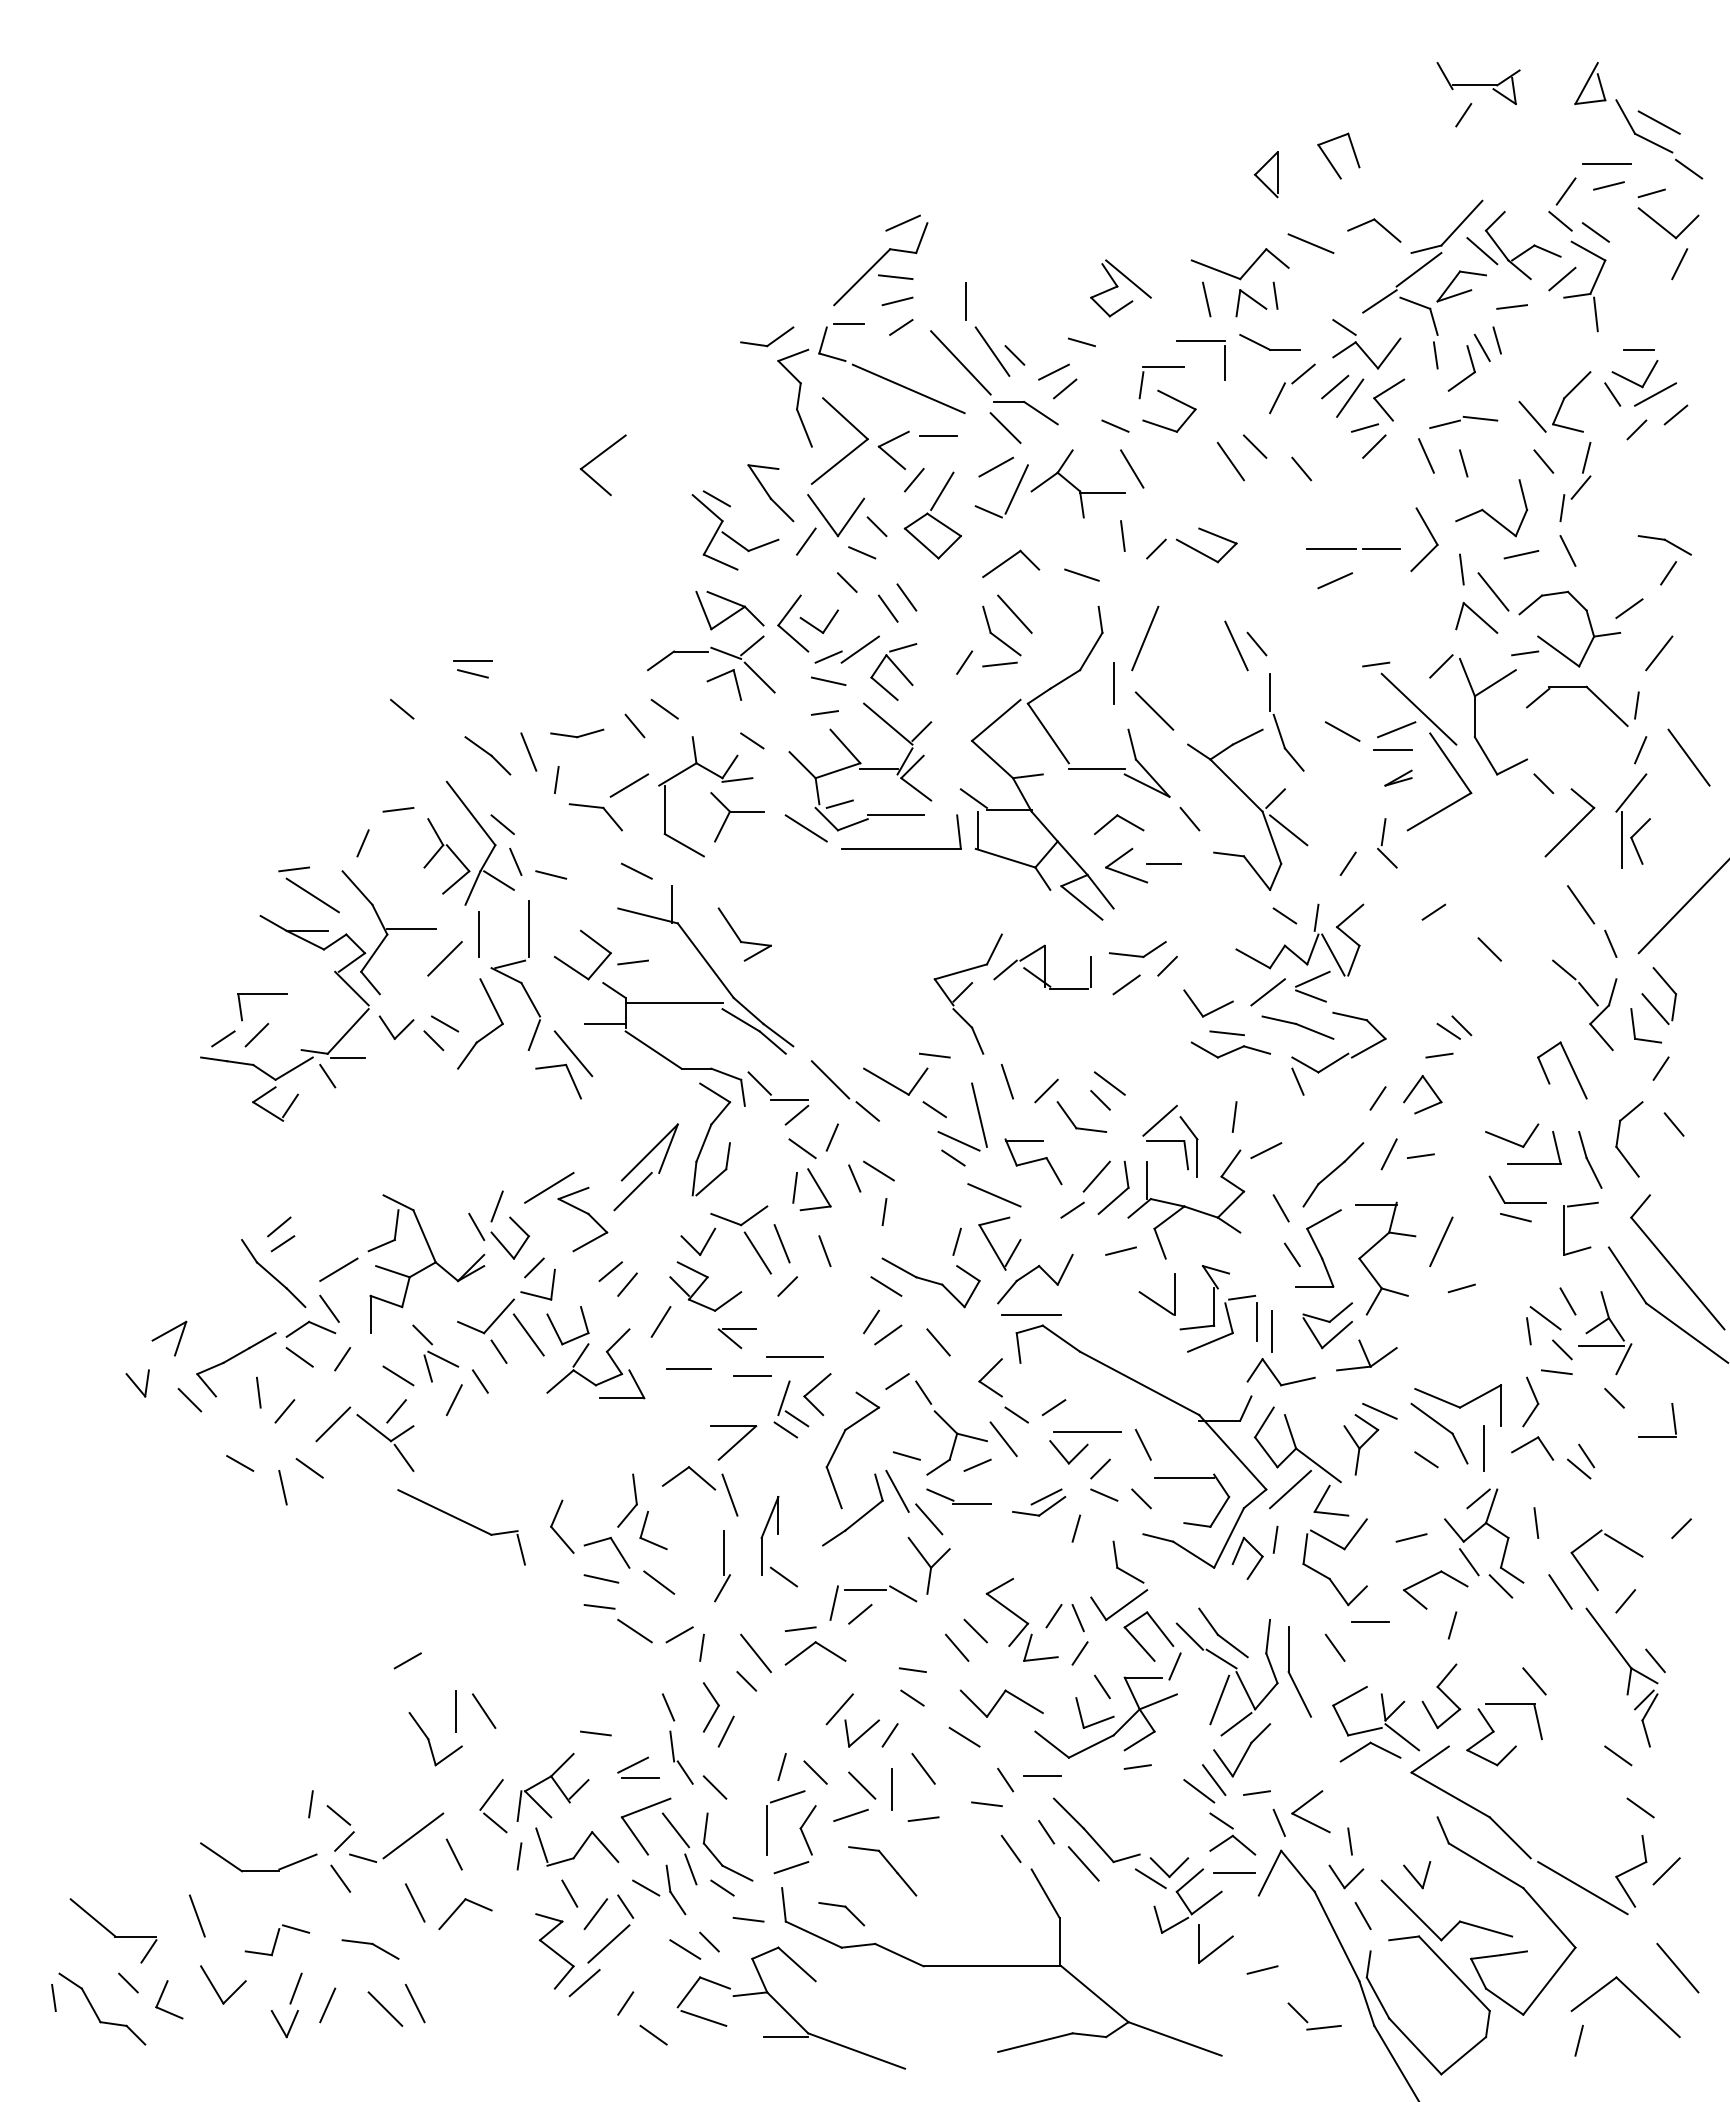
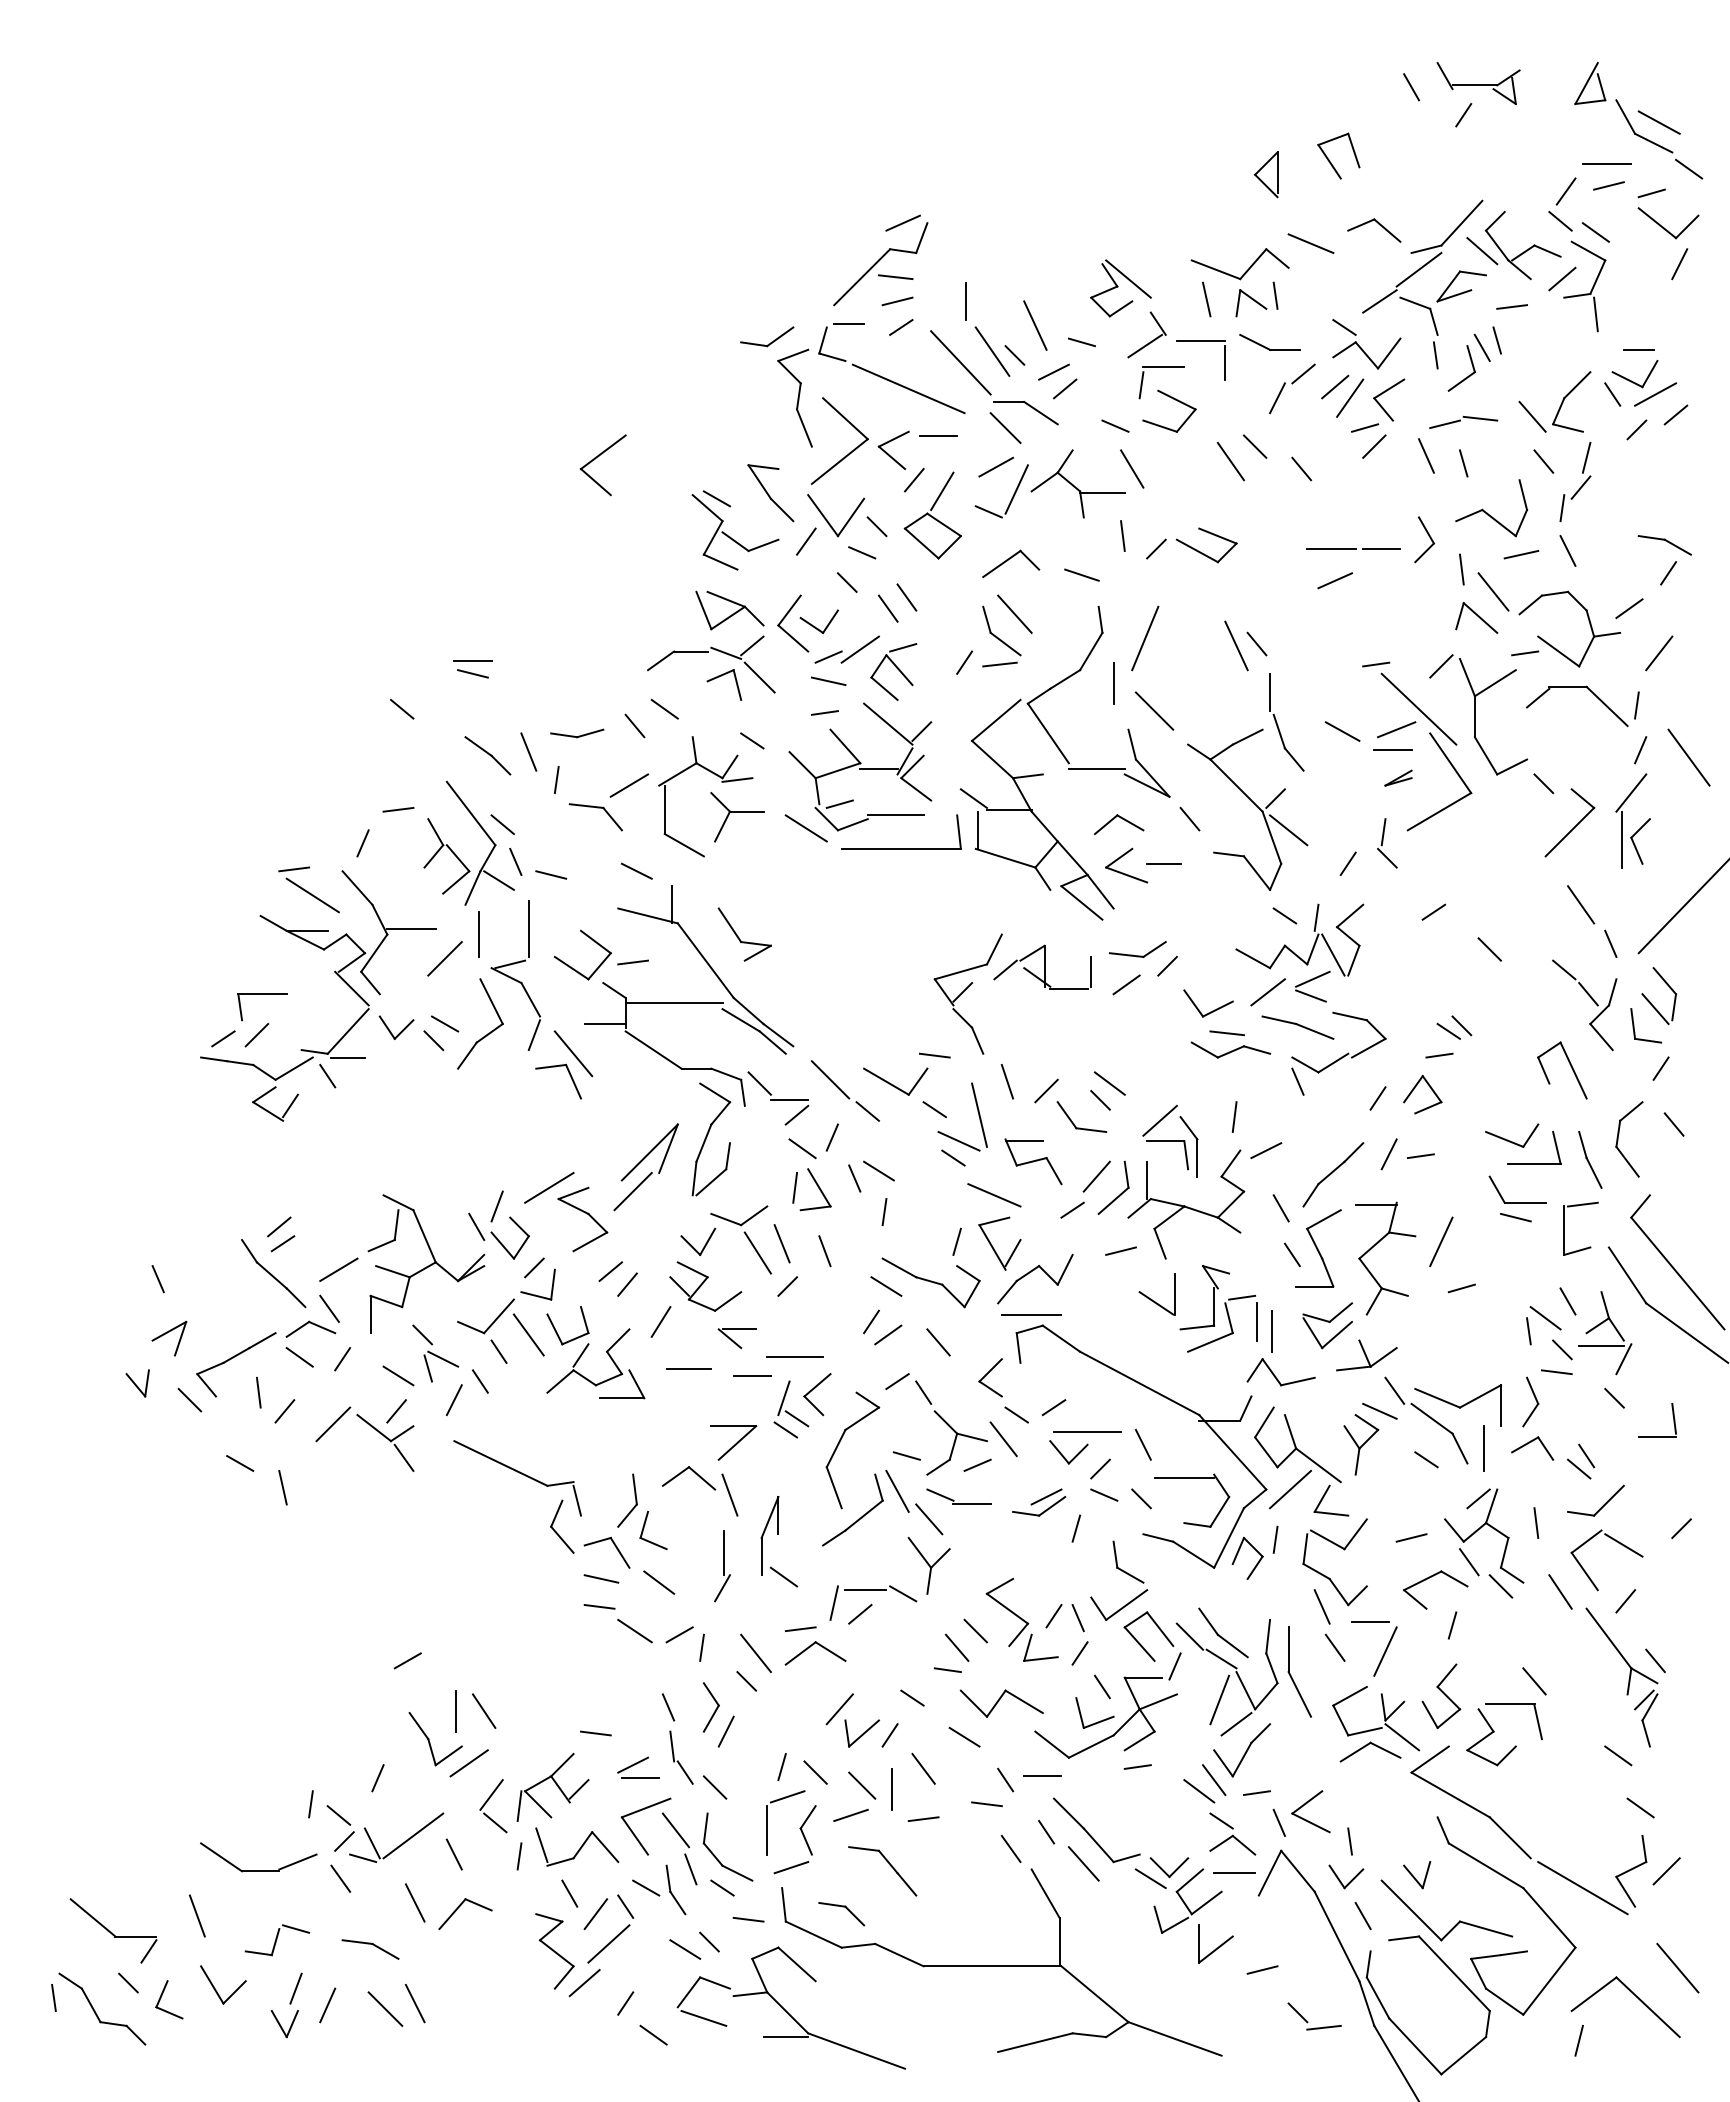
line: none -> present (1411, 87)
line: none -> present (1035, 325)
part: none -> present (1151, 340)
part size: 29x66 px -> 22x48 px (1424, 539)
line: none -> present (157, 1279)
line: none -> present (1394, 1390)
line: present -> none (309, 1468)
part: none -> present (1601, 1506)
part position: (461, 1527) -> (517, 1478) (517, 1478)
line: none -> present (1321, 1606)
line: none -> present (1385, 1651)
line position: (912, 1669) -> (947, 1669) (947, 1669)
line: none -> present (468, 1763)
line: none -> present (377, 1778)
line: none -> present (371, 1843)
